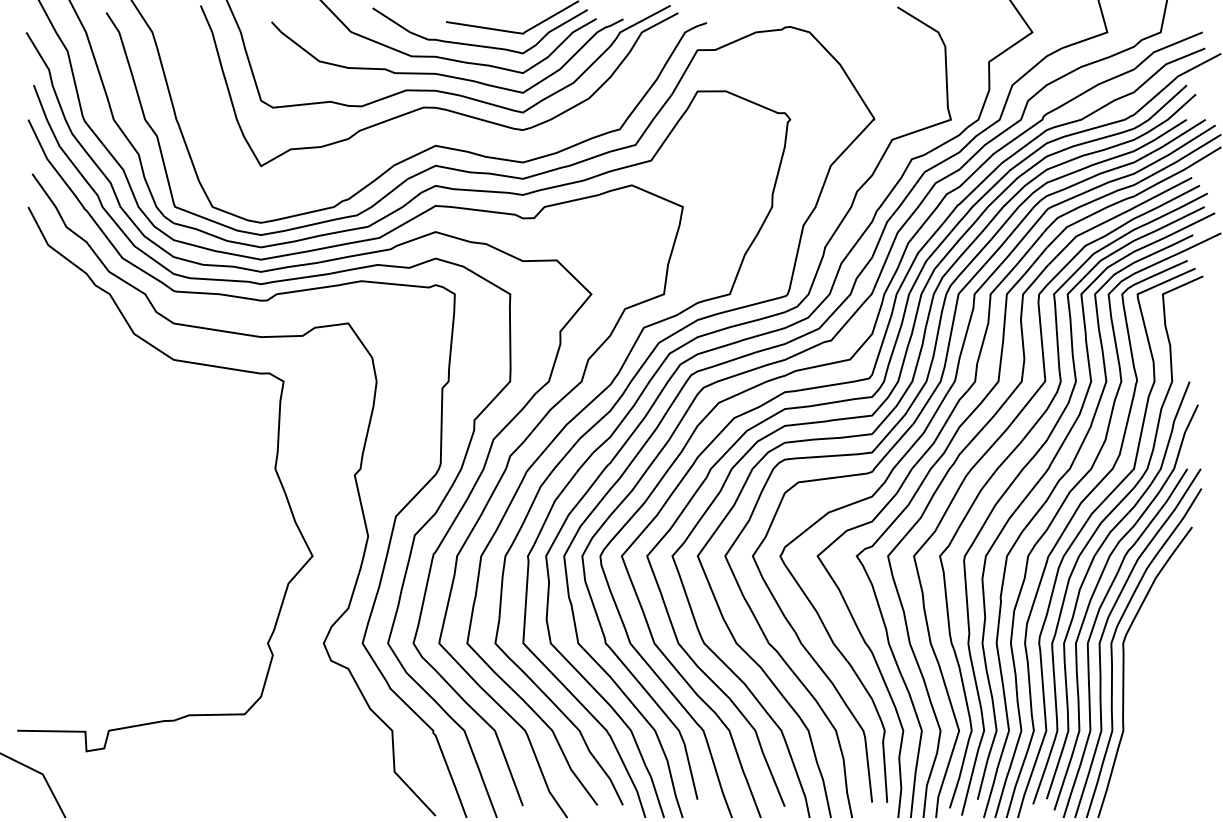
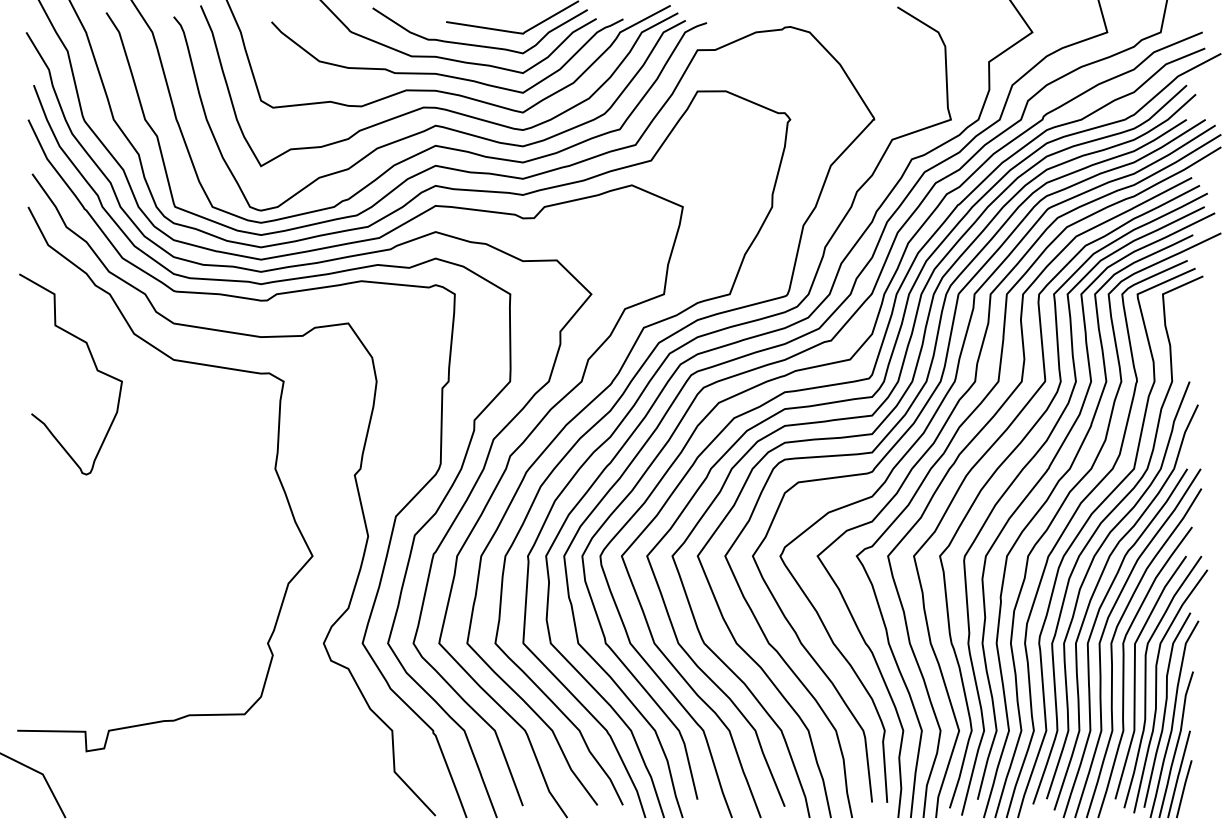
curve: none -> present (435, 124)
curve: none -> present (93, 363)
part: none -> present (1161, 686)
